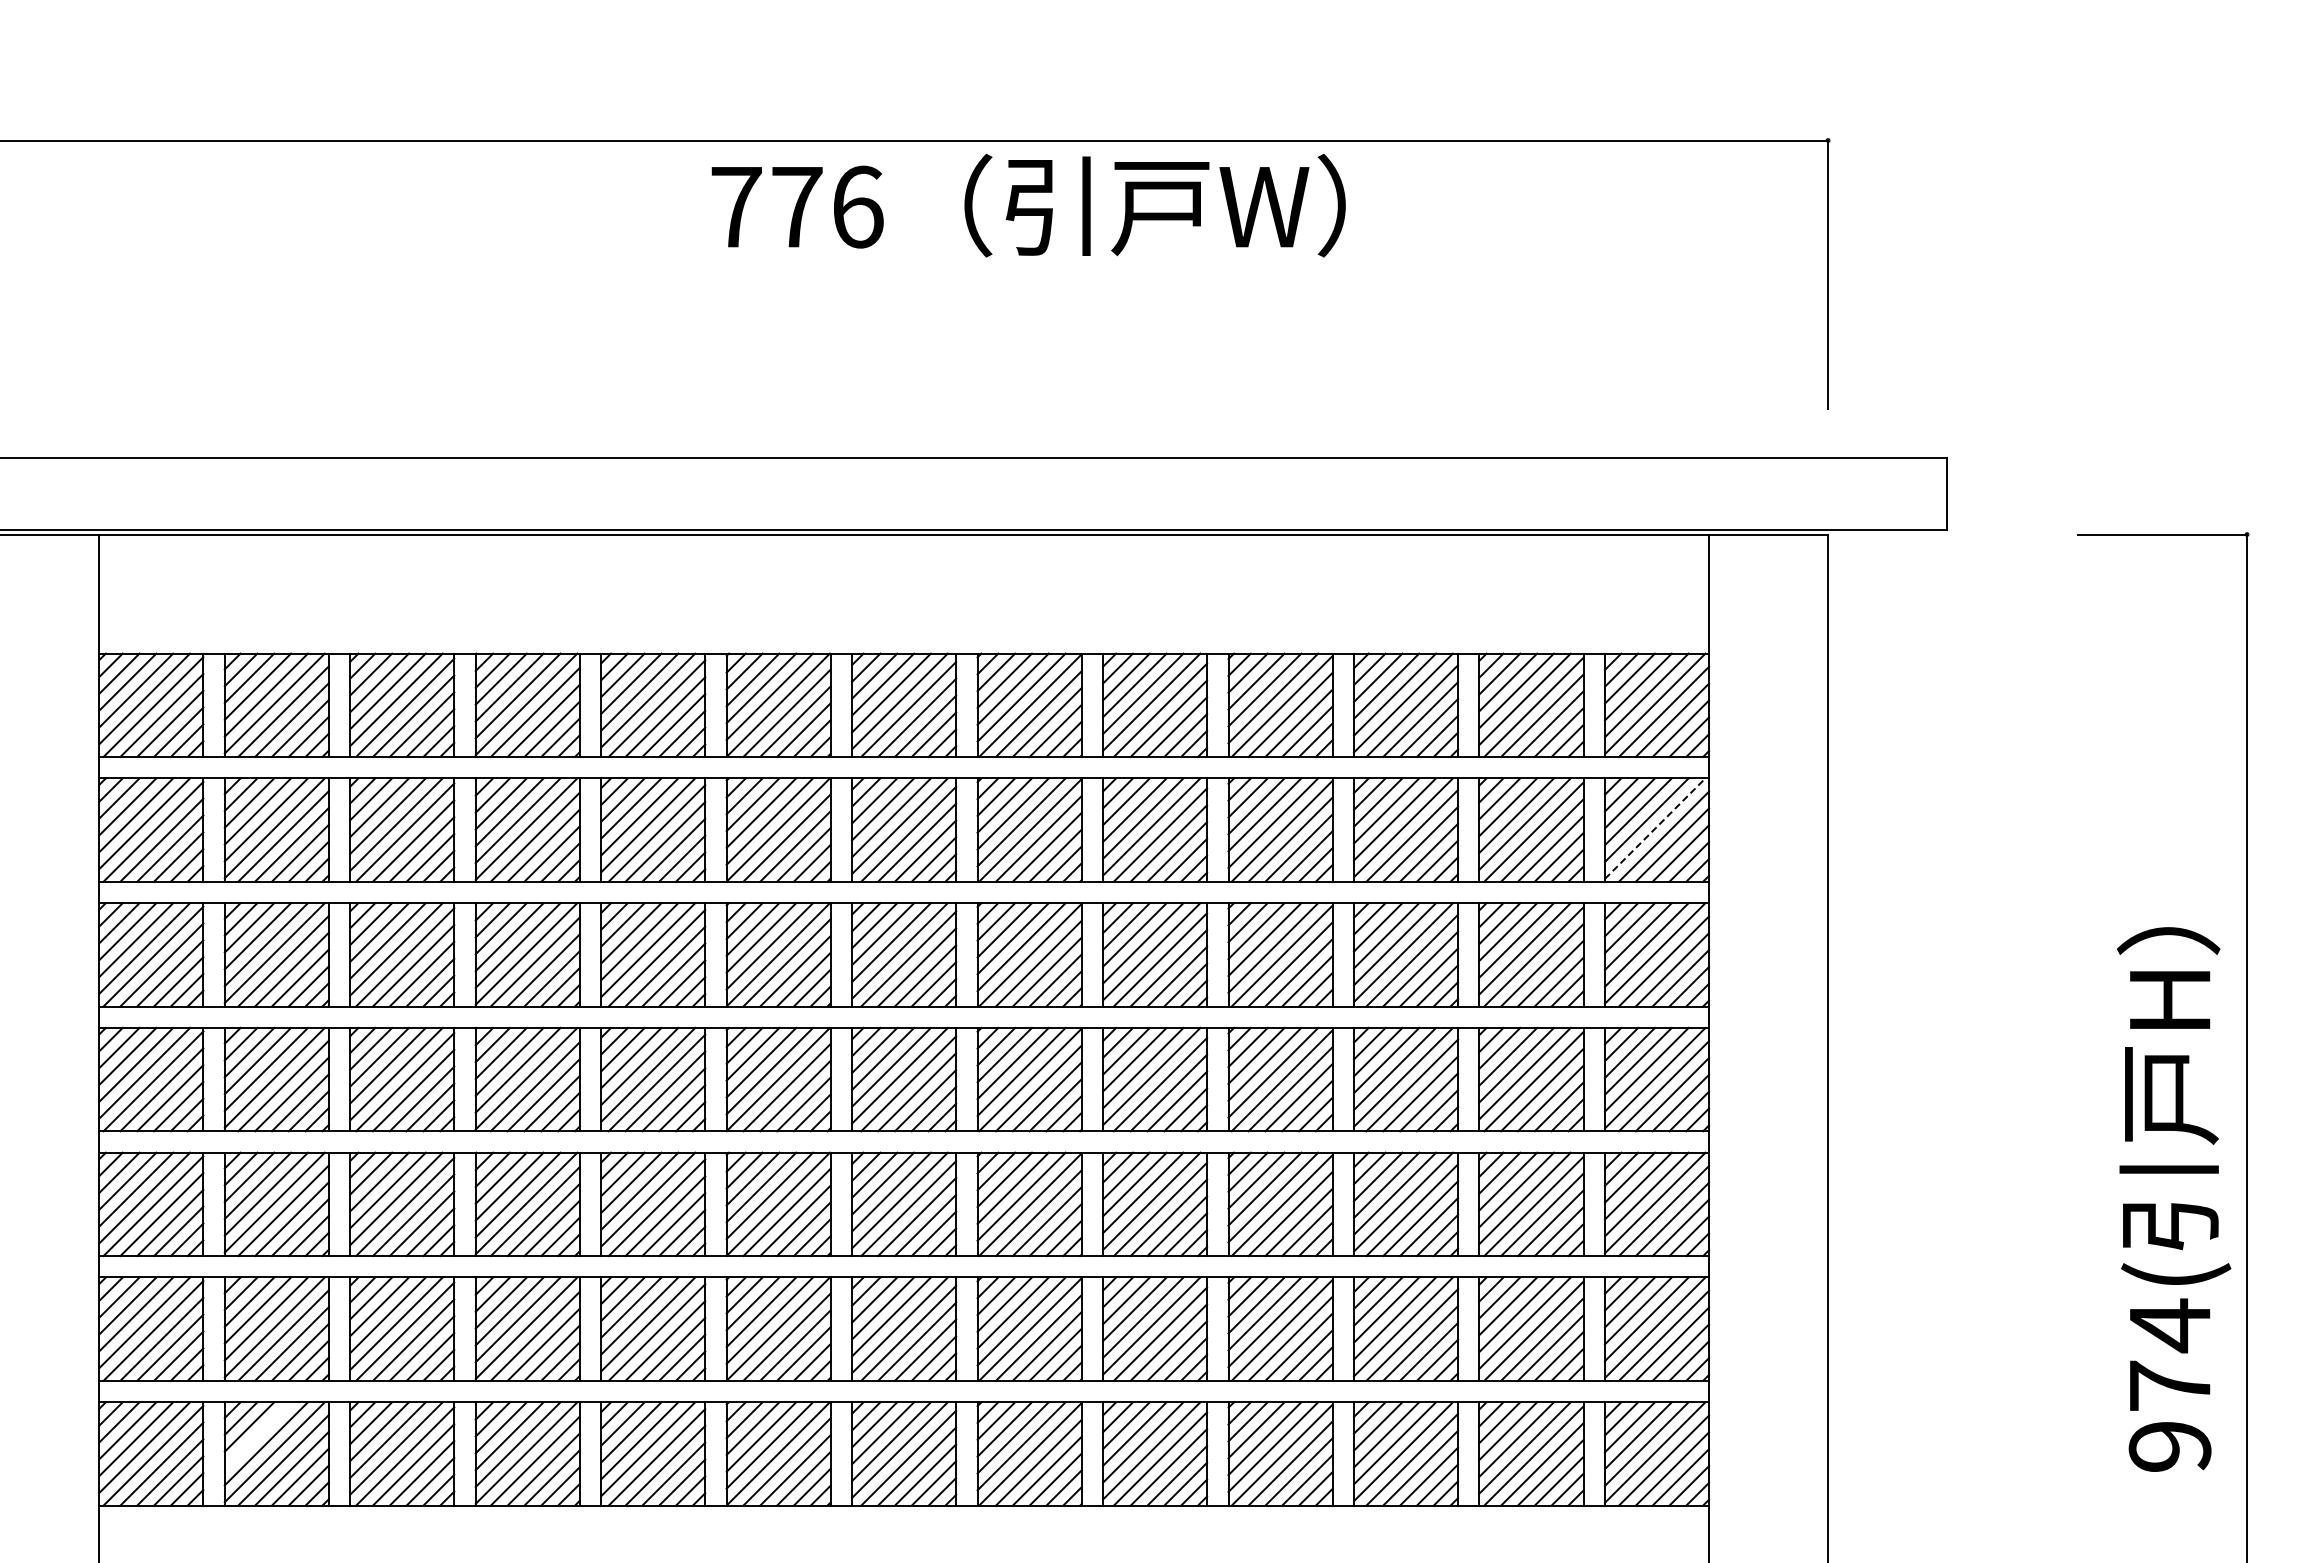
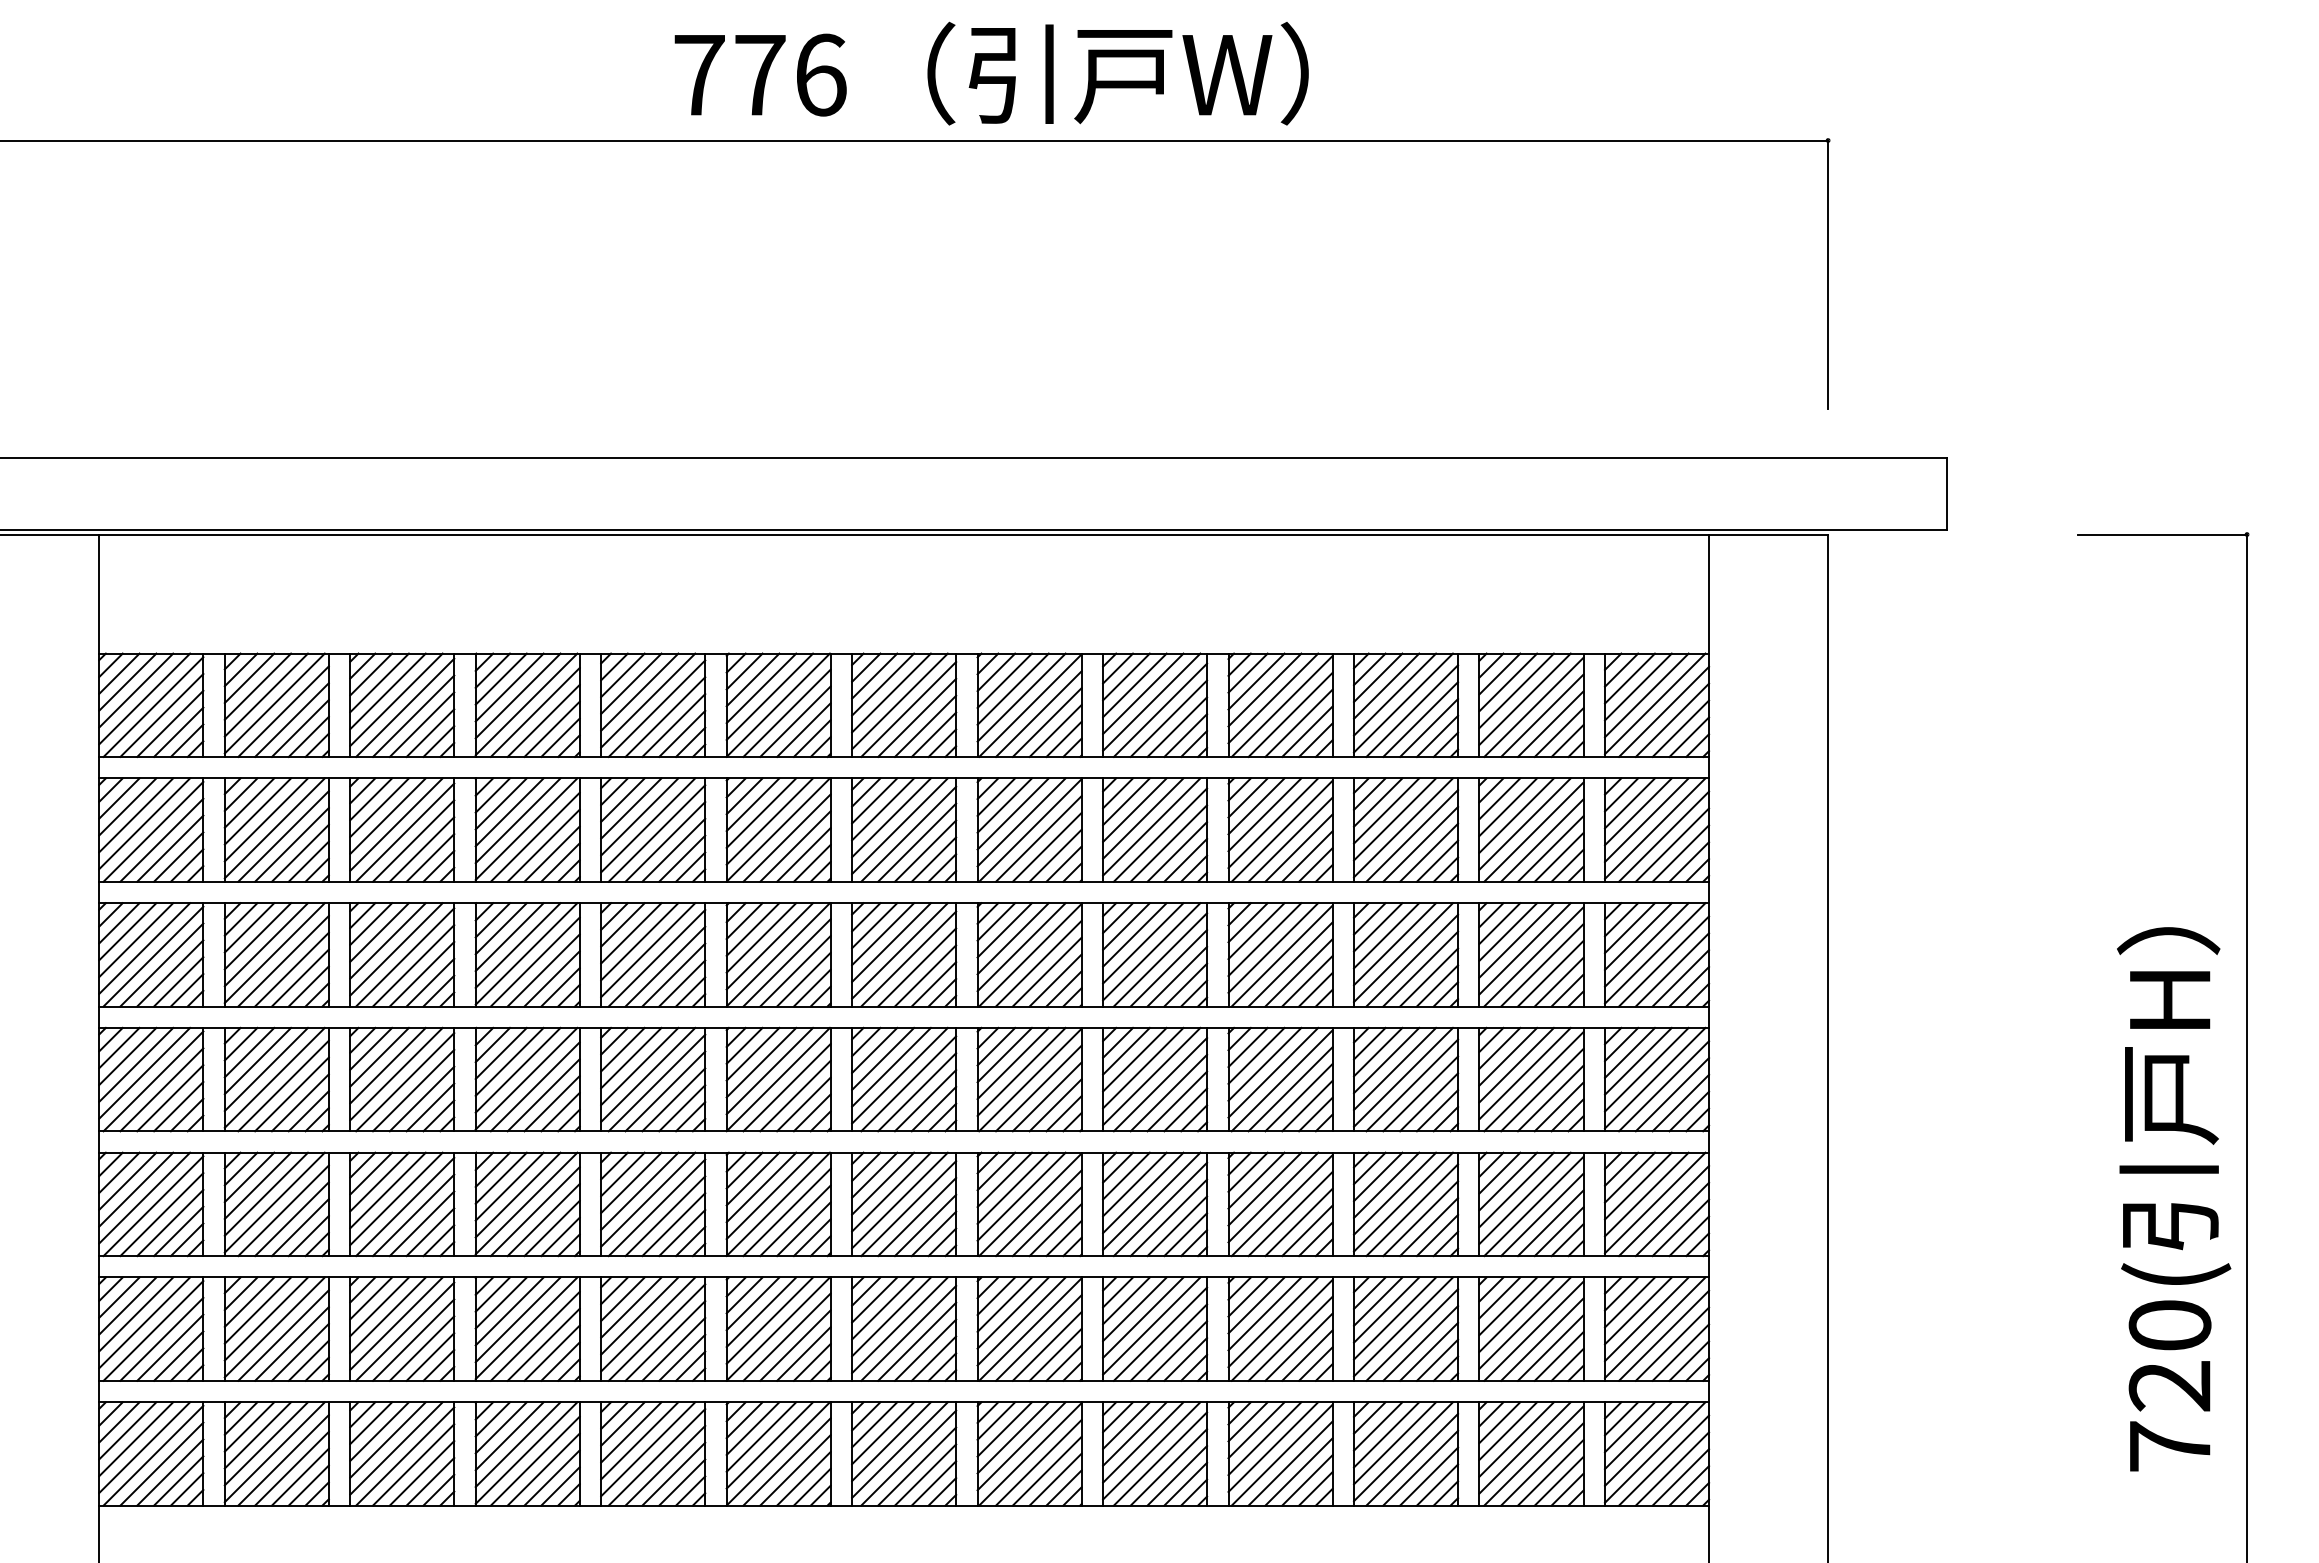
text position: (1028, 205) -> (991, 73) (991, 73)
line: dashed -> solid (1655, 828)
text: 974( -> 720( (2169, 1384)
line: none -> present (257, 1435)
